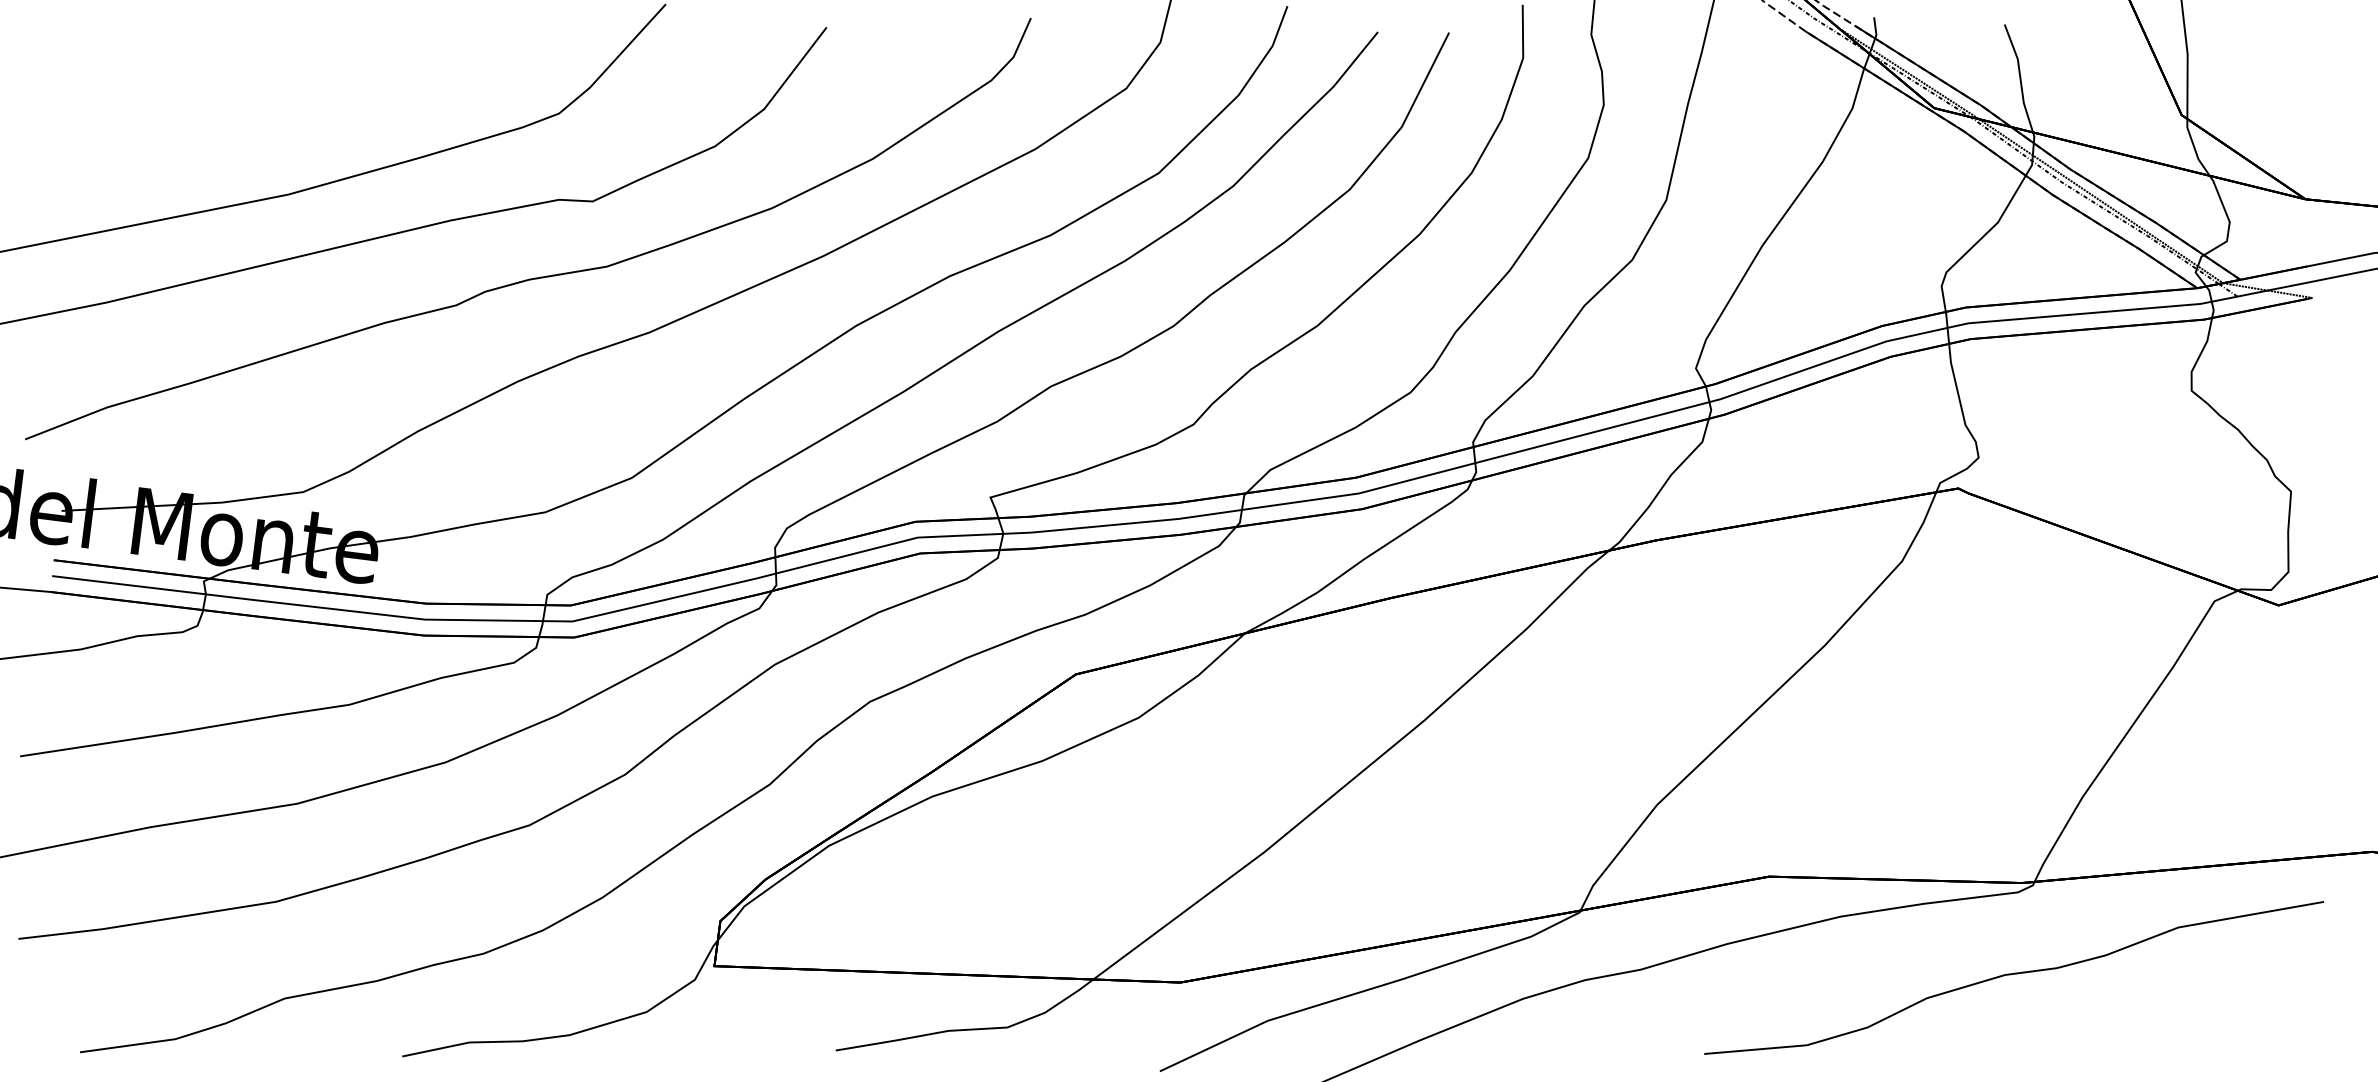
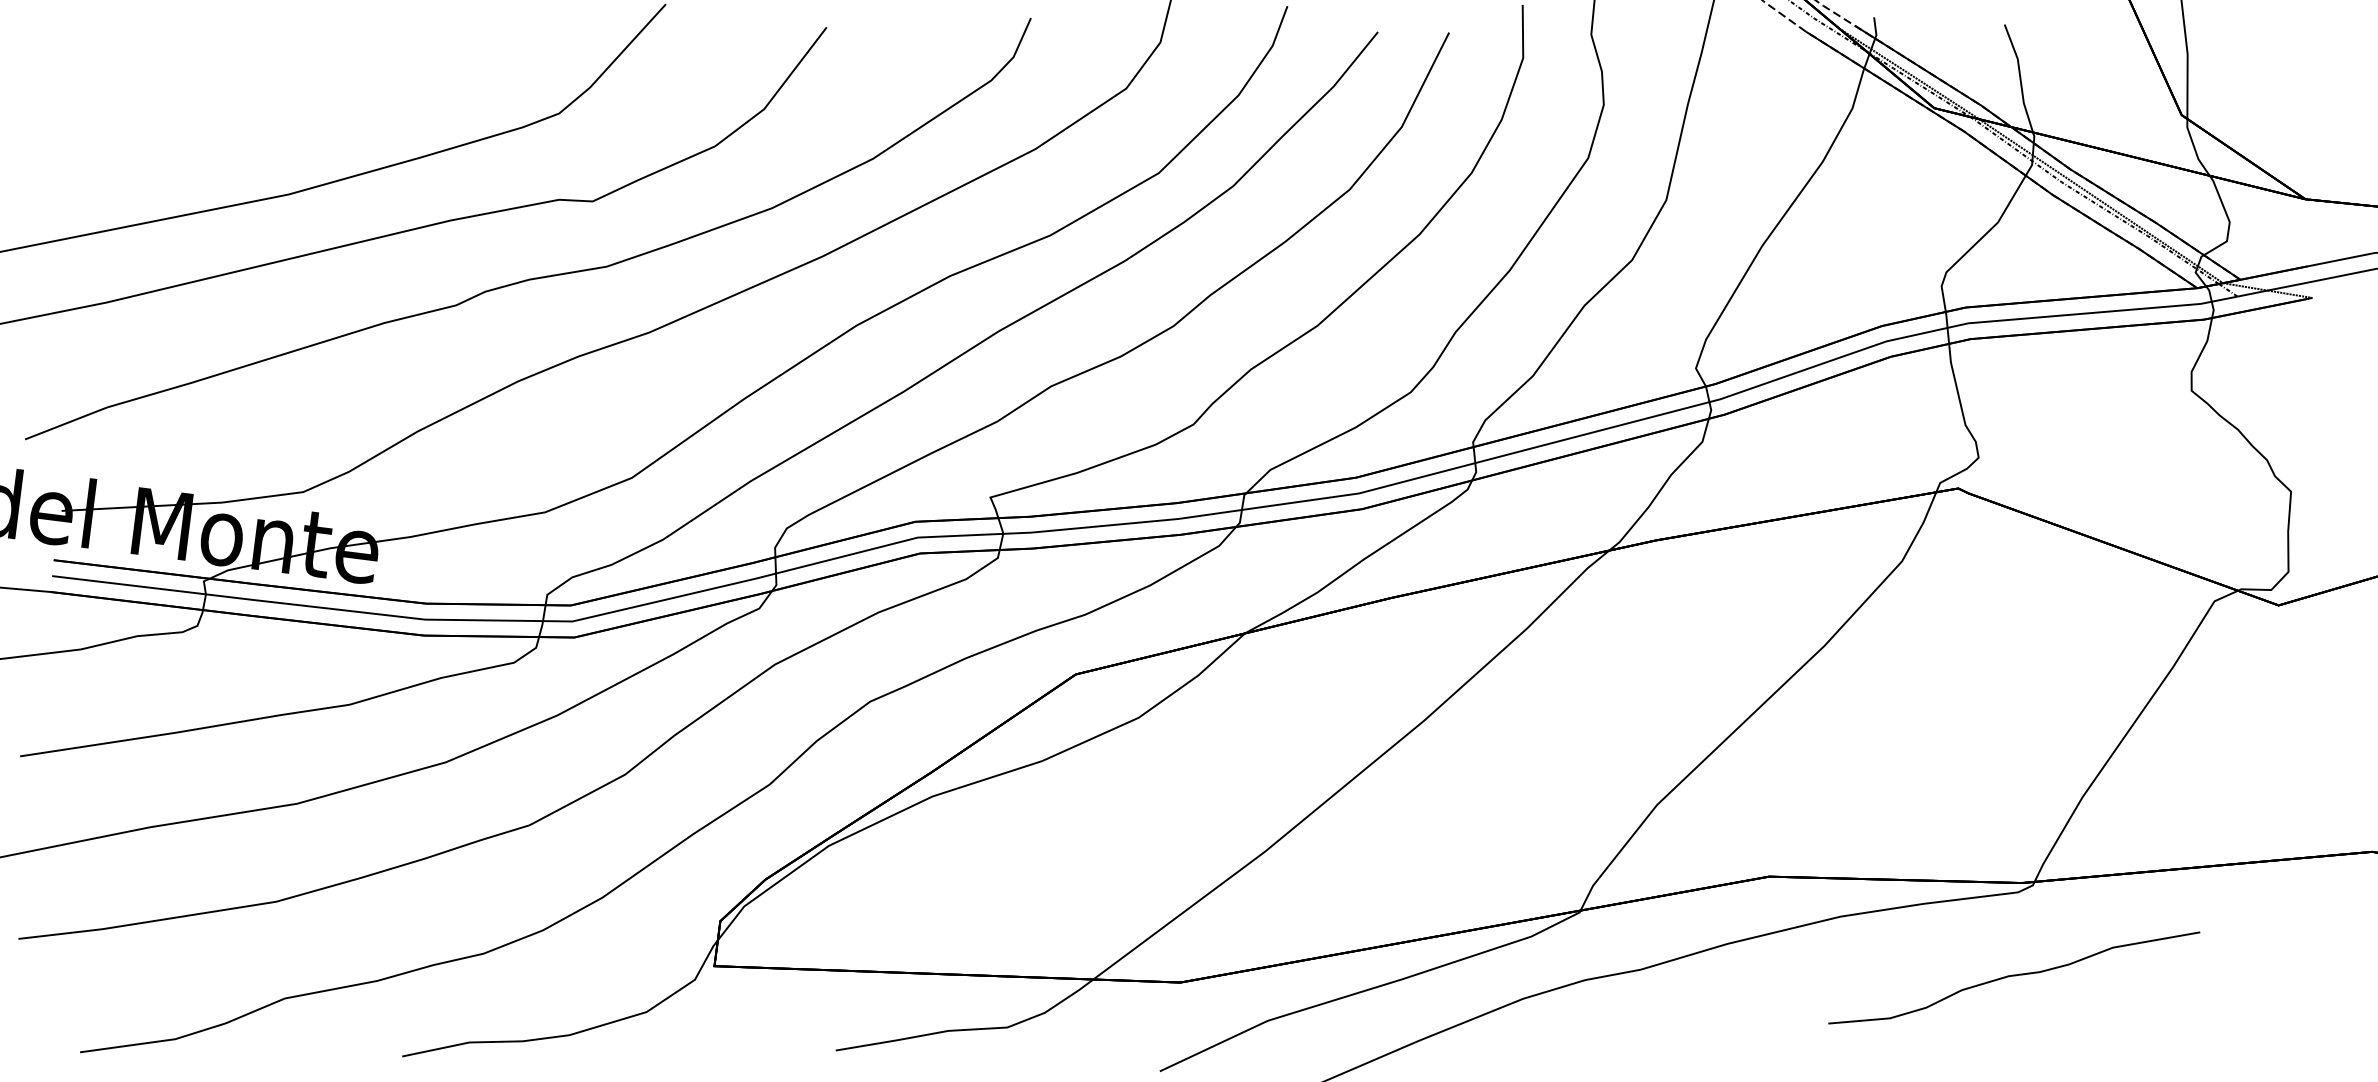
part size: 621x154 px -> 373x94 px (2014, 977)
